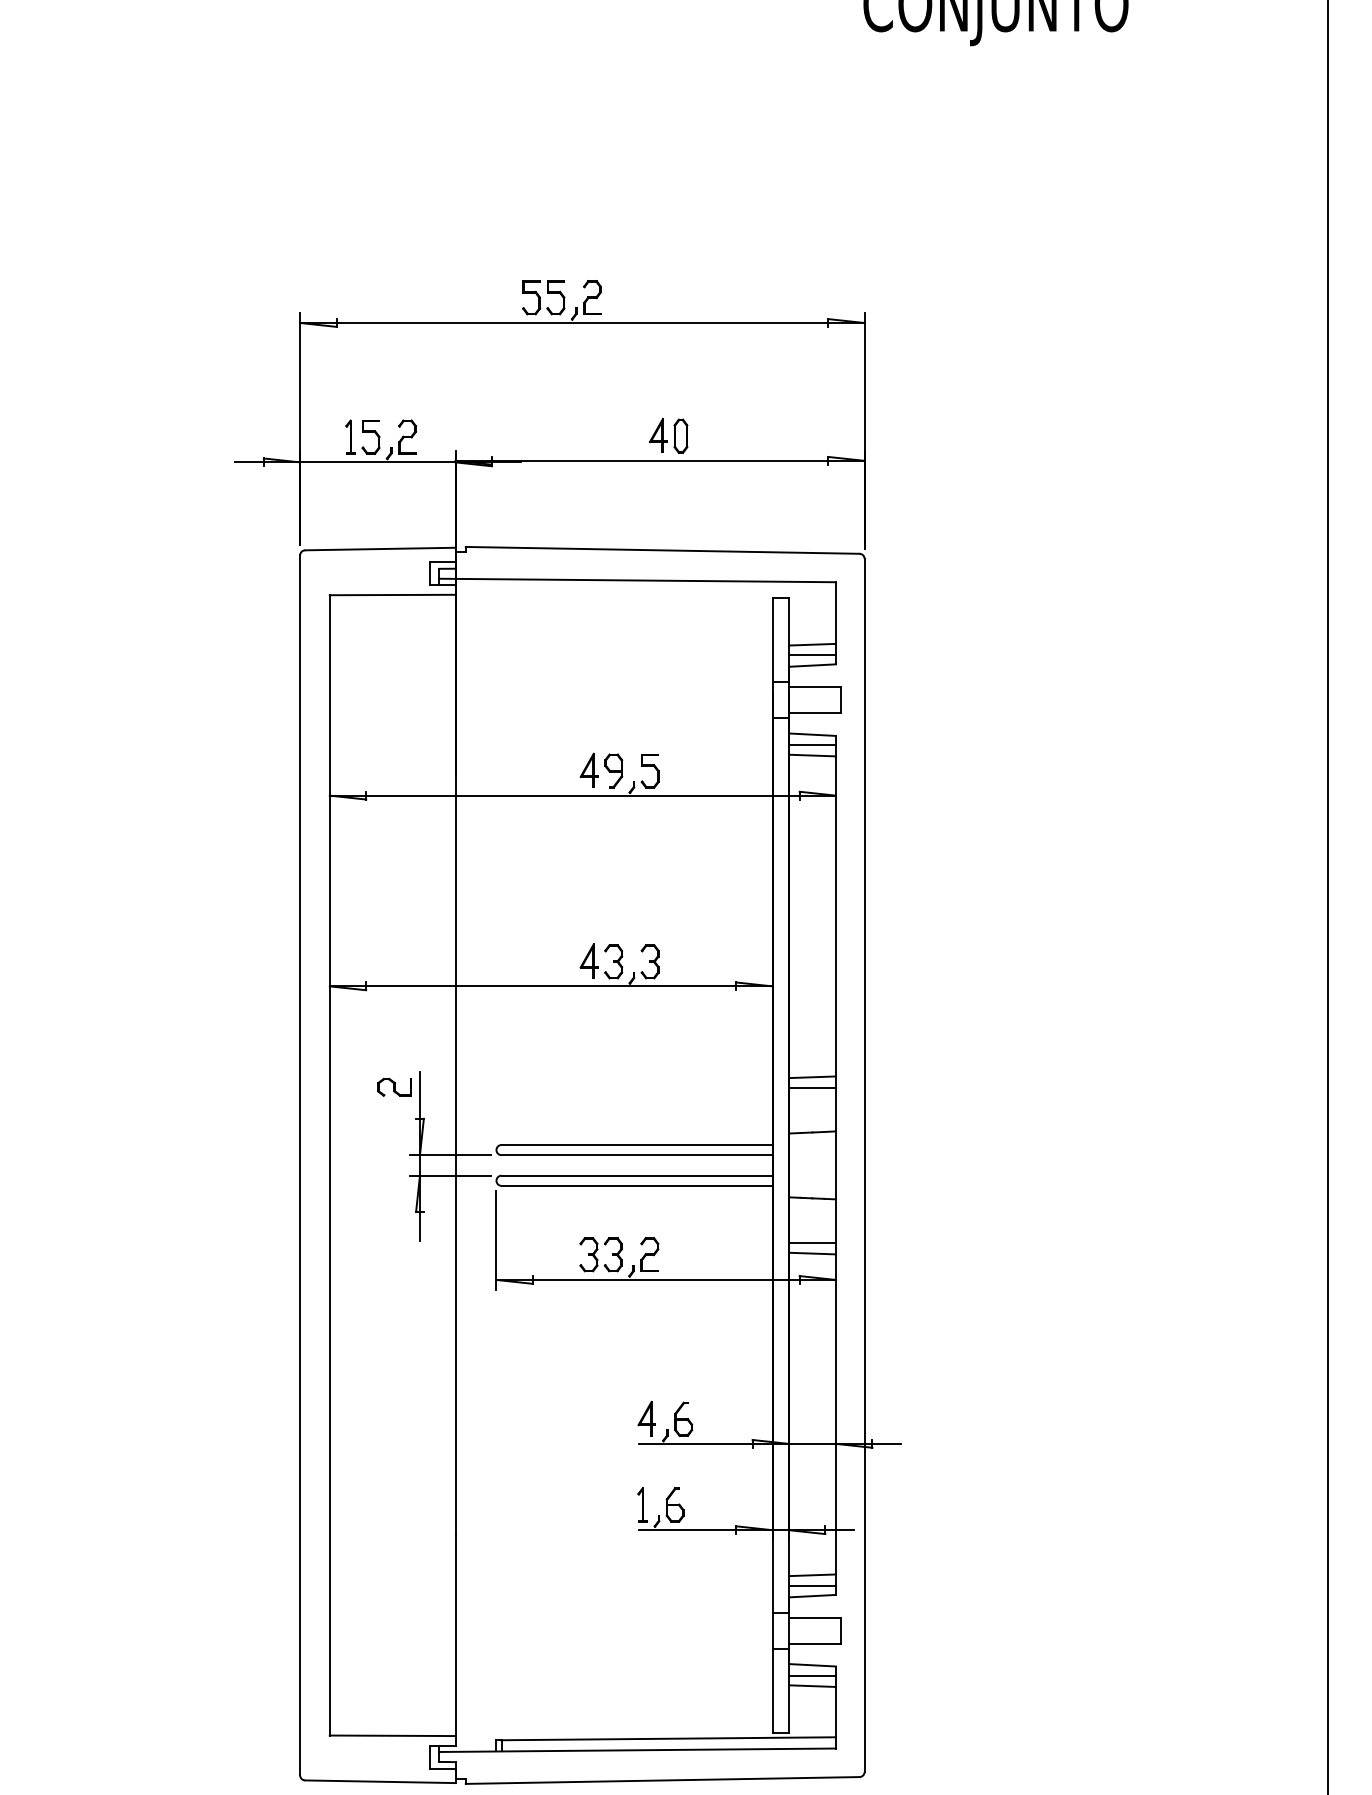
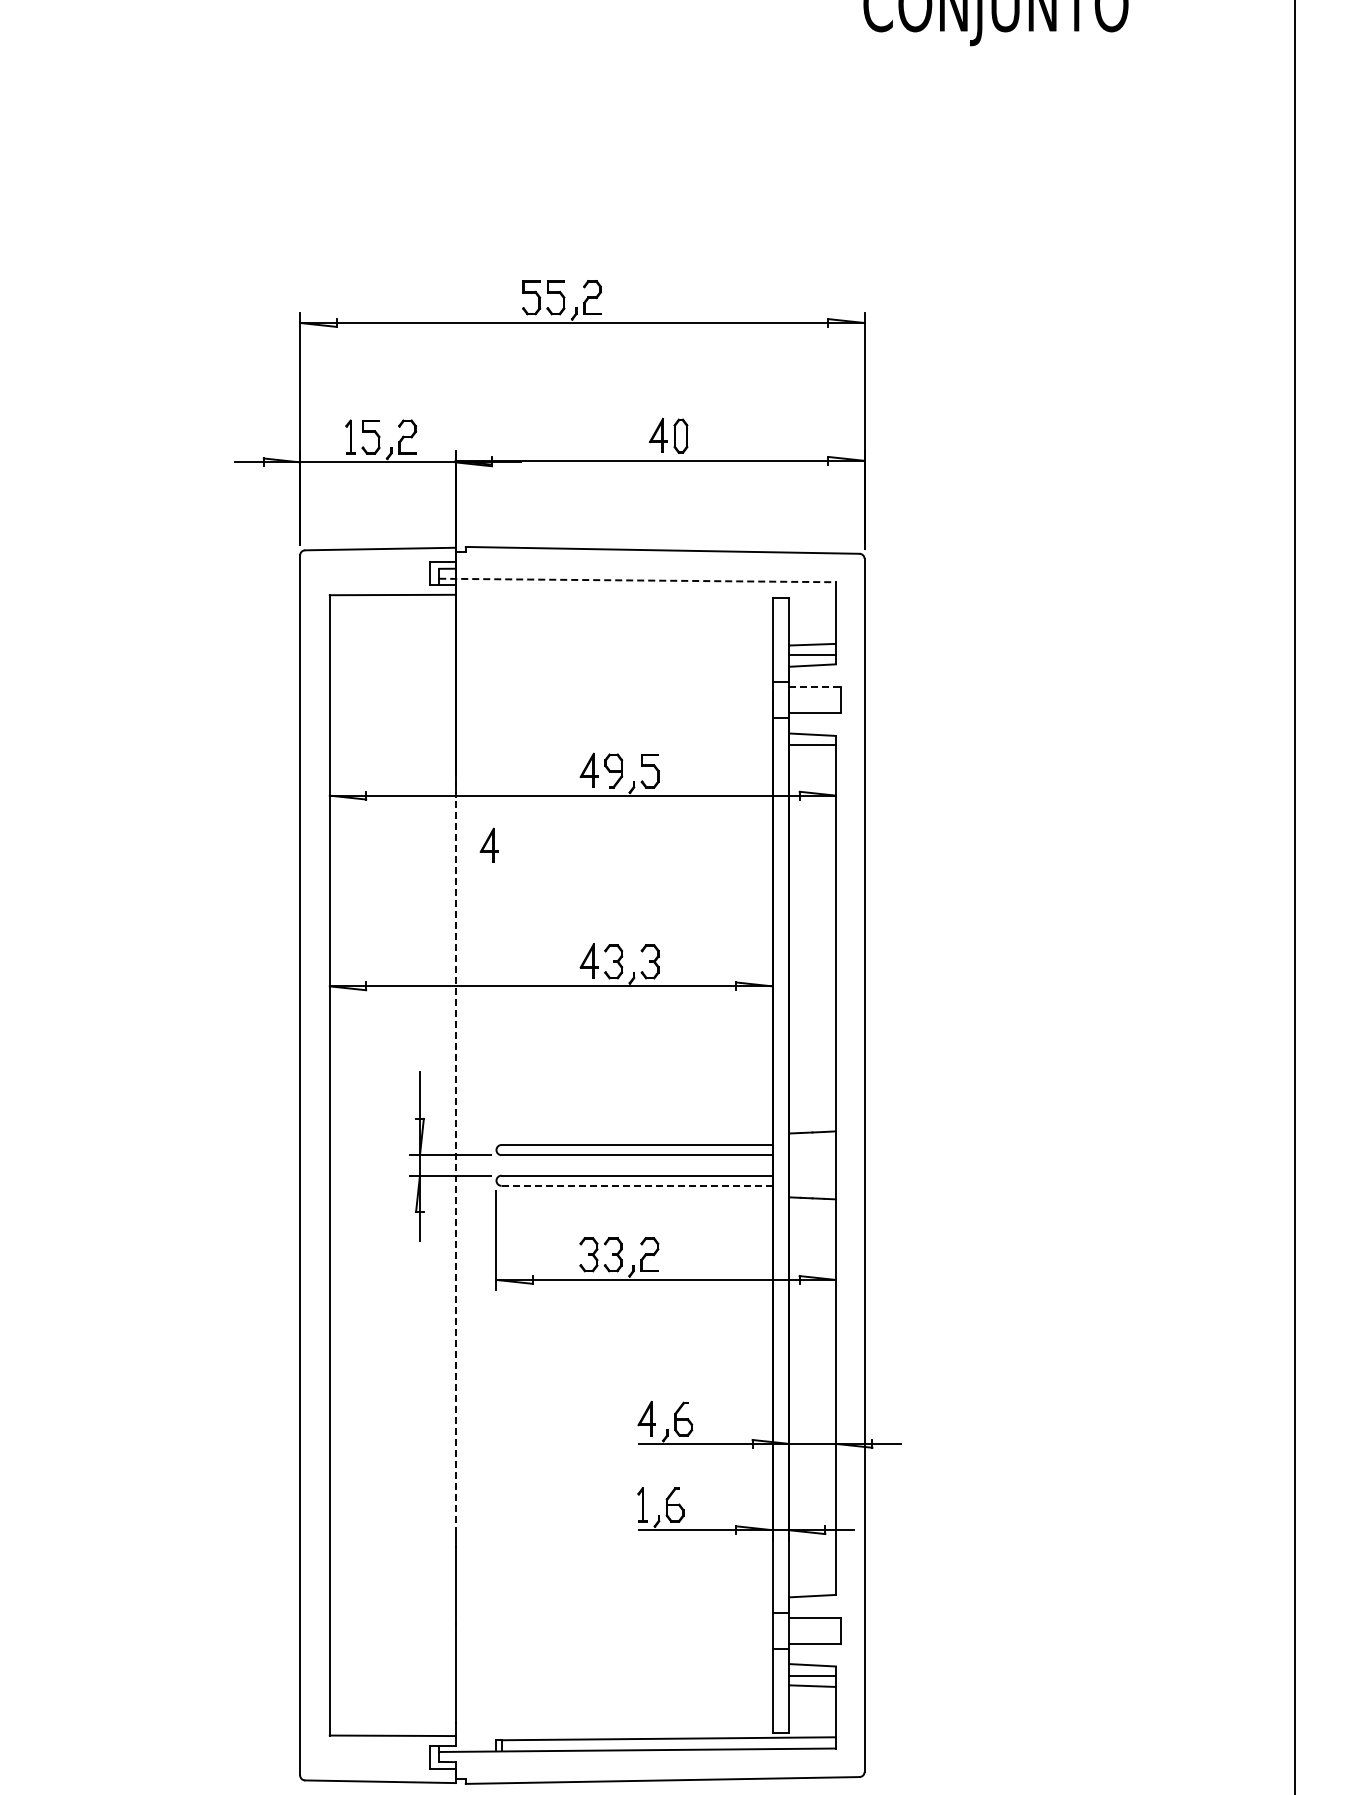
line: solid -> dashed (638, 580)
line: solid -> dashed (815, 687)
line: present -> none (811, 755)
part: none -> present (488, 844)
line position: (1327, 896) -> (1294, 896) (1294, 896)
line: present -> none (811, 1077)
part: present -> none (394, 1086)
line: present -> none (811, 1087)
line: solid -> dashed (455, 1165)
line: solid -> dashed (636, 1185)
line: present -> none (811, 1243)
line: present -> none (811, 1253)
line: present -> none (811, 1575)
line: present -> none (811, 1585)
